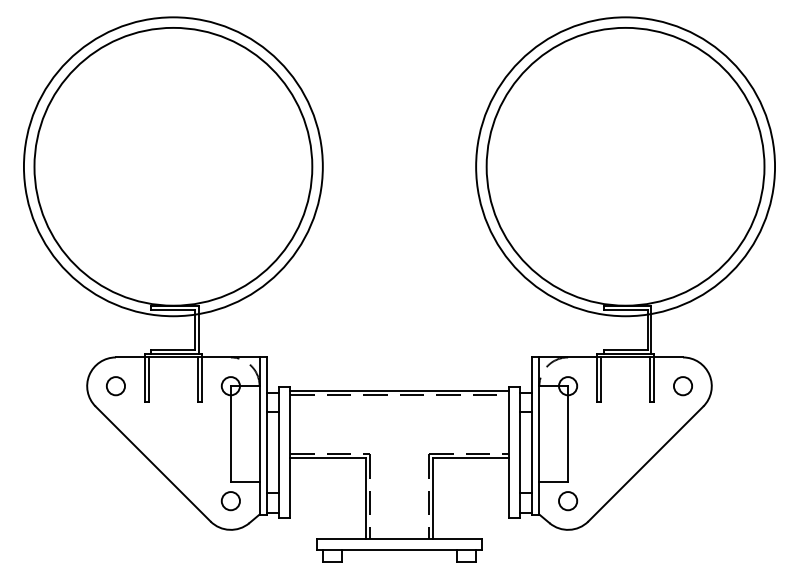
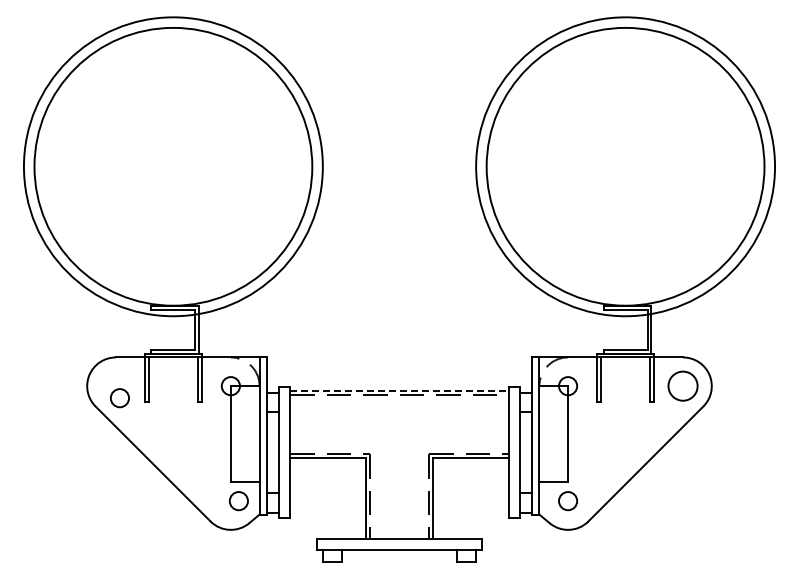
circle position: (115, 386) -> (119, 398) (119, 398)
circle diameter: 18 px -> 29 px (682, 385)
line: solid -> dashed (399, 390)
circle position: (230, 501) -> (238, 501) (238, 501)
